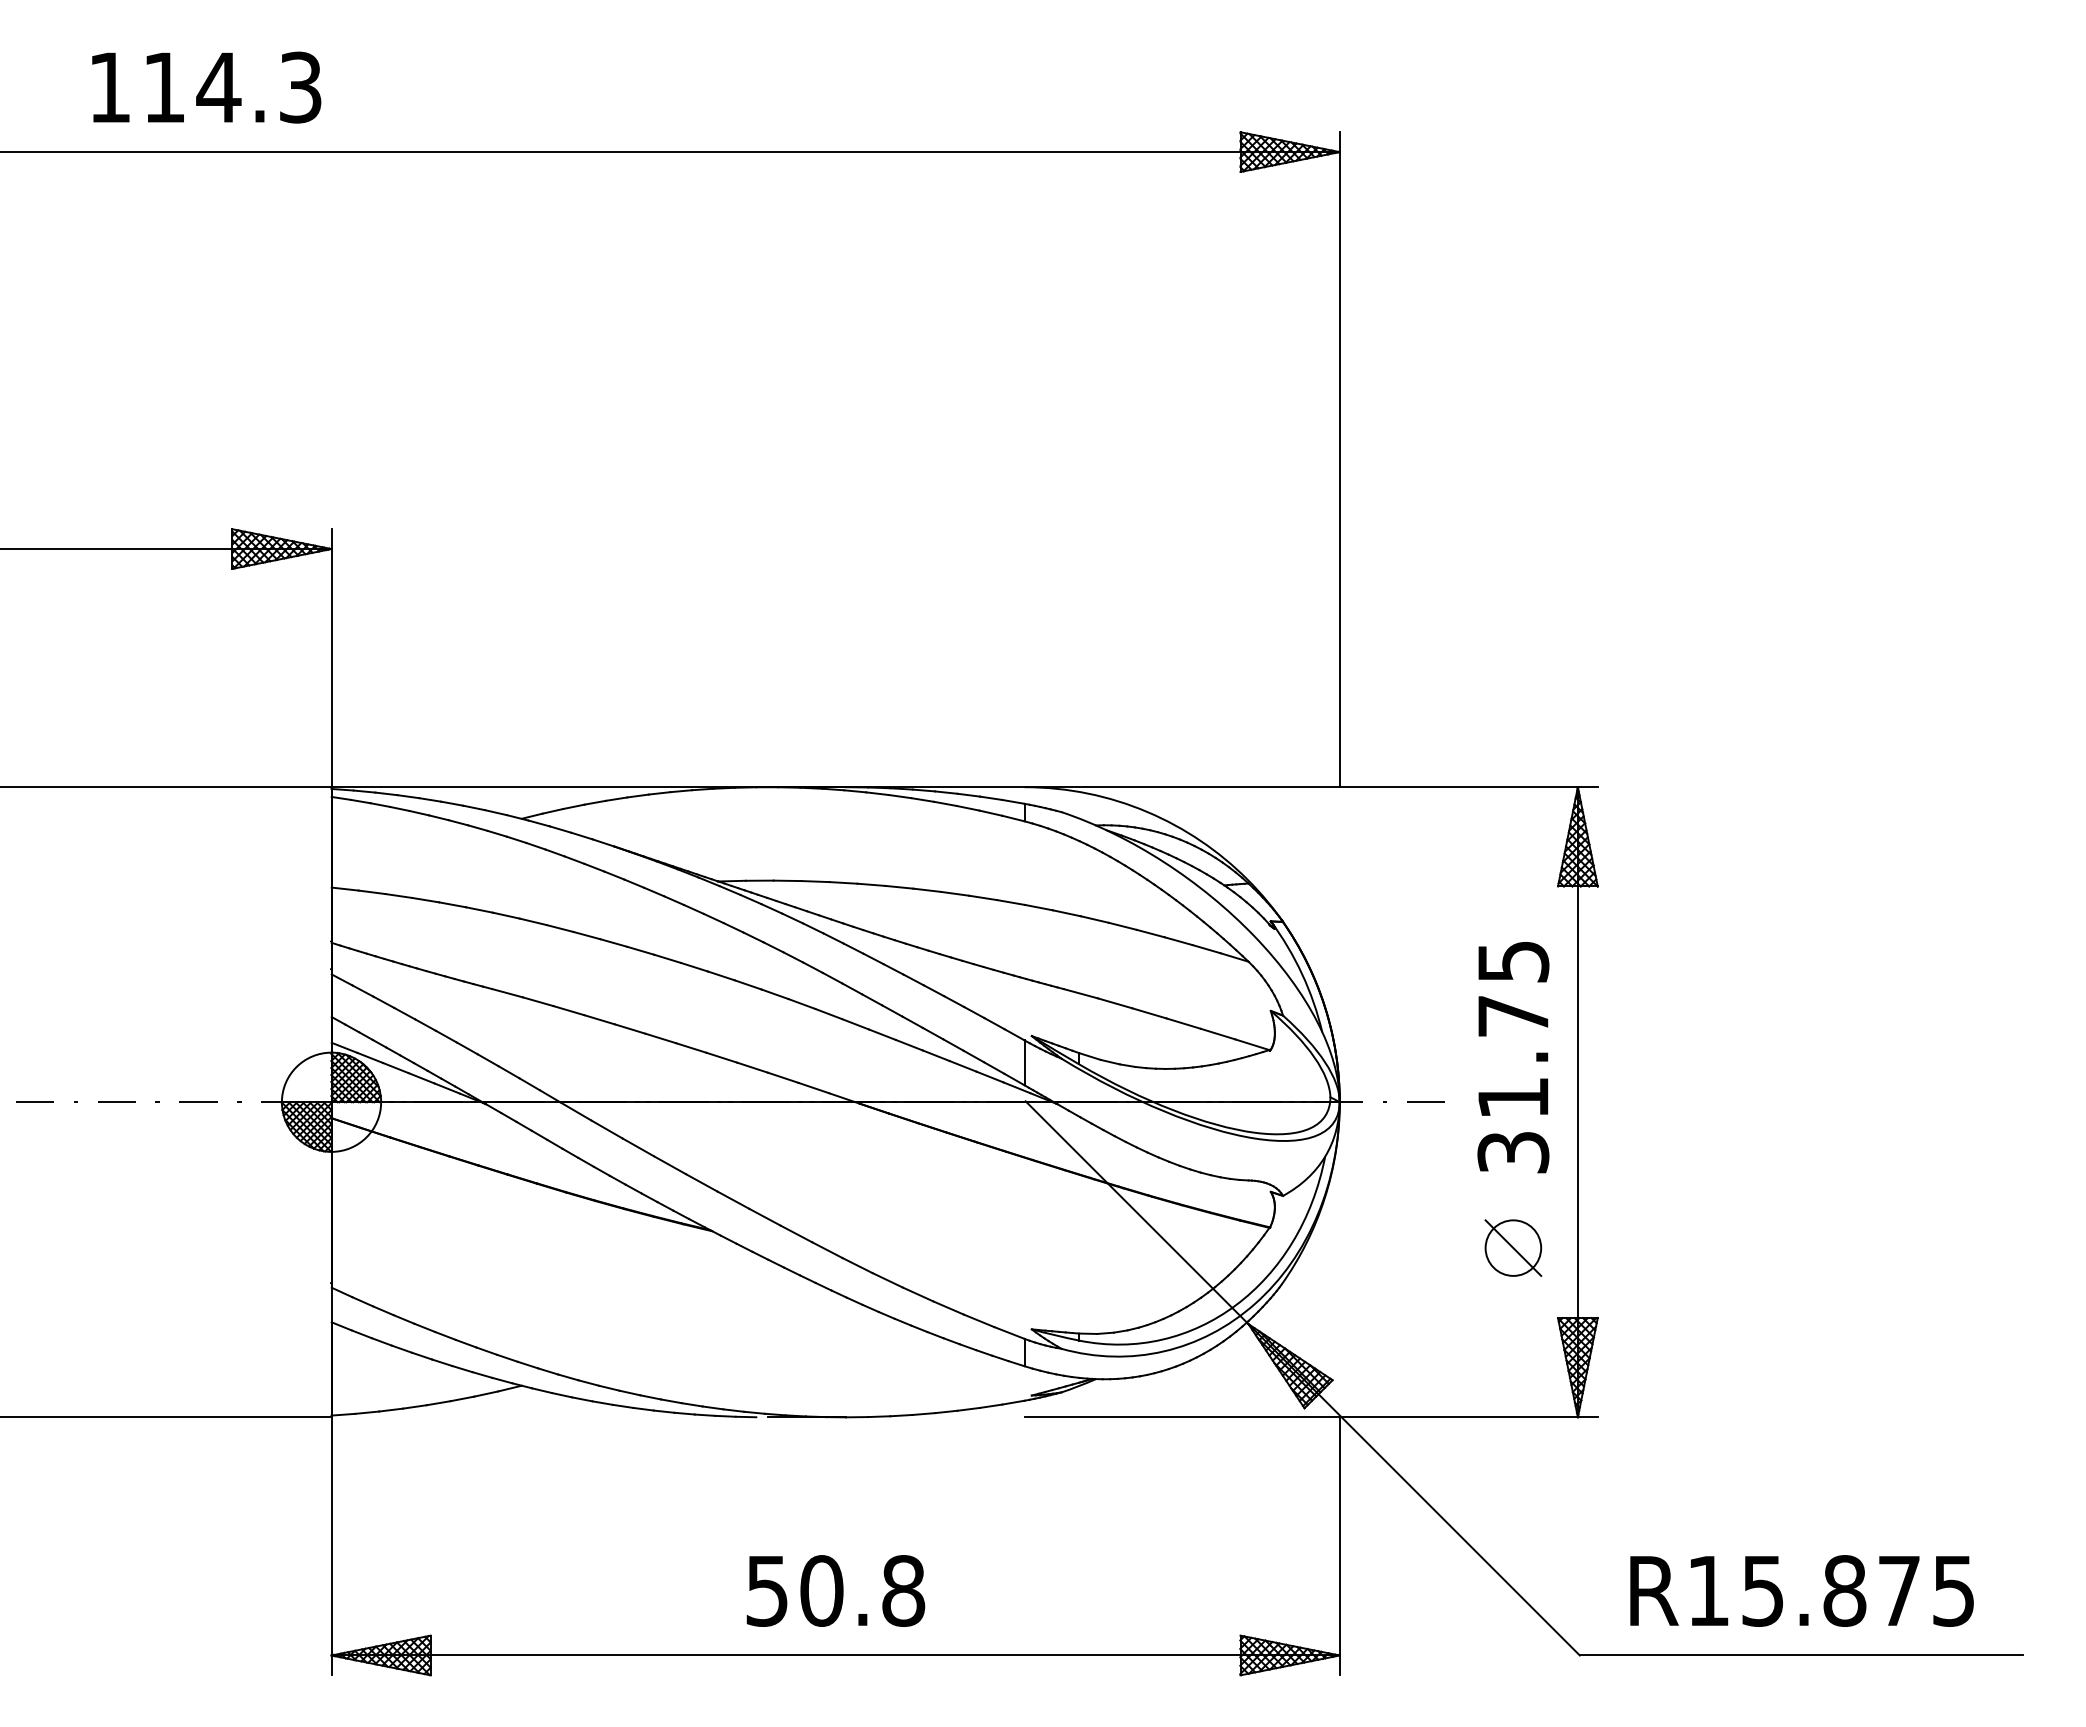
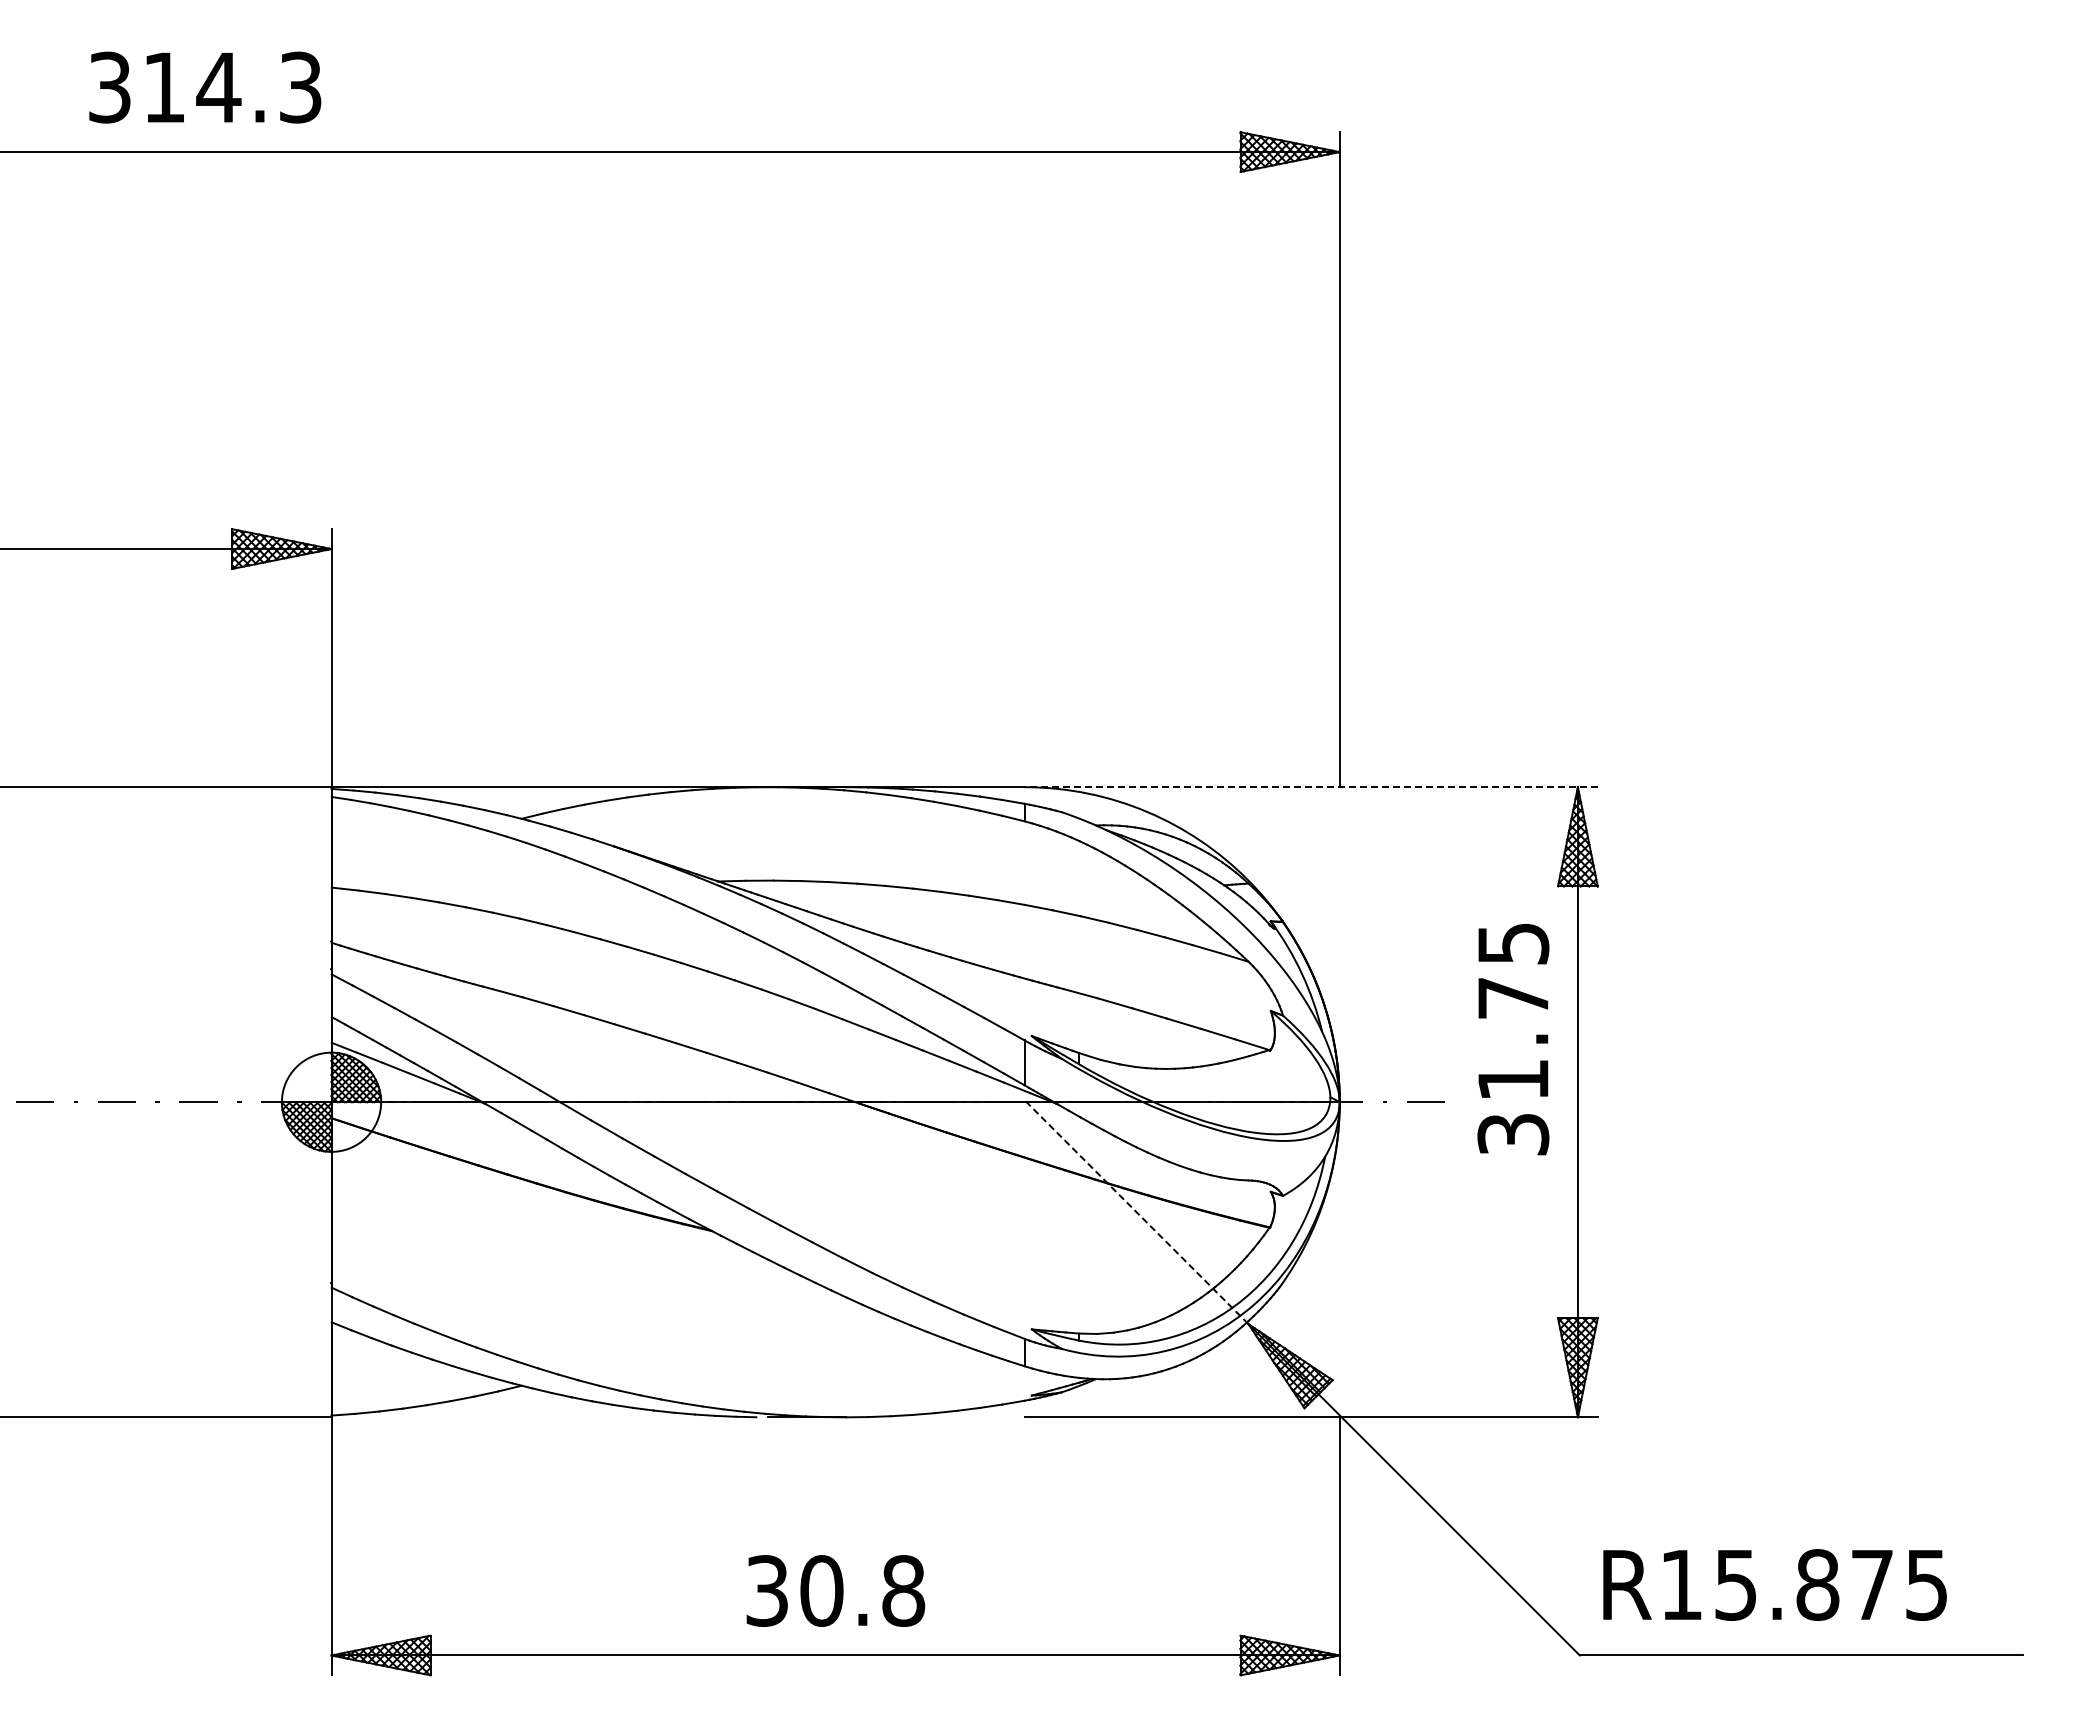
text: 114.3 -> 314.3 (109, 87)
line: solid -> dashed (1311, 787)
text position: (1513, 1057) -> (1513, 1039) (1513, 1039)
line: solid -> dashed (1137, 1212)
part: present -> none (1513, 1247)
text: 50.8 -> 30.8 (767, 1590)
text position: (1801, 1590) -> (1774, 1584) (1774, 1584)
